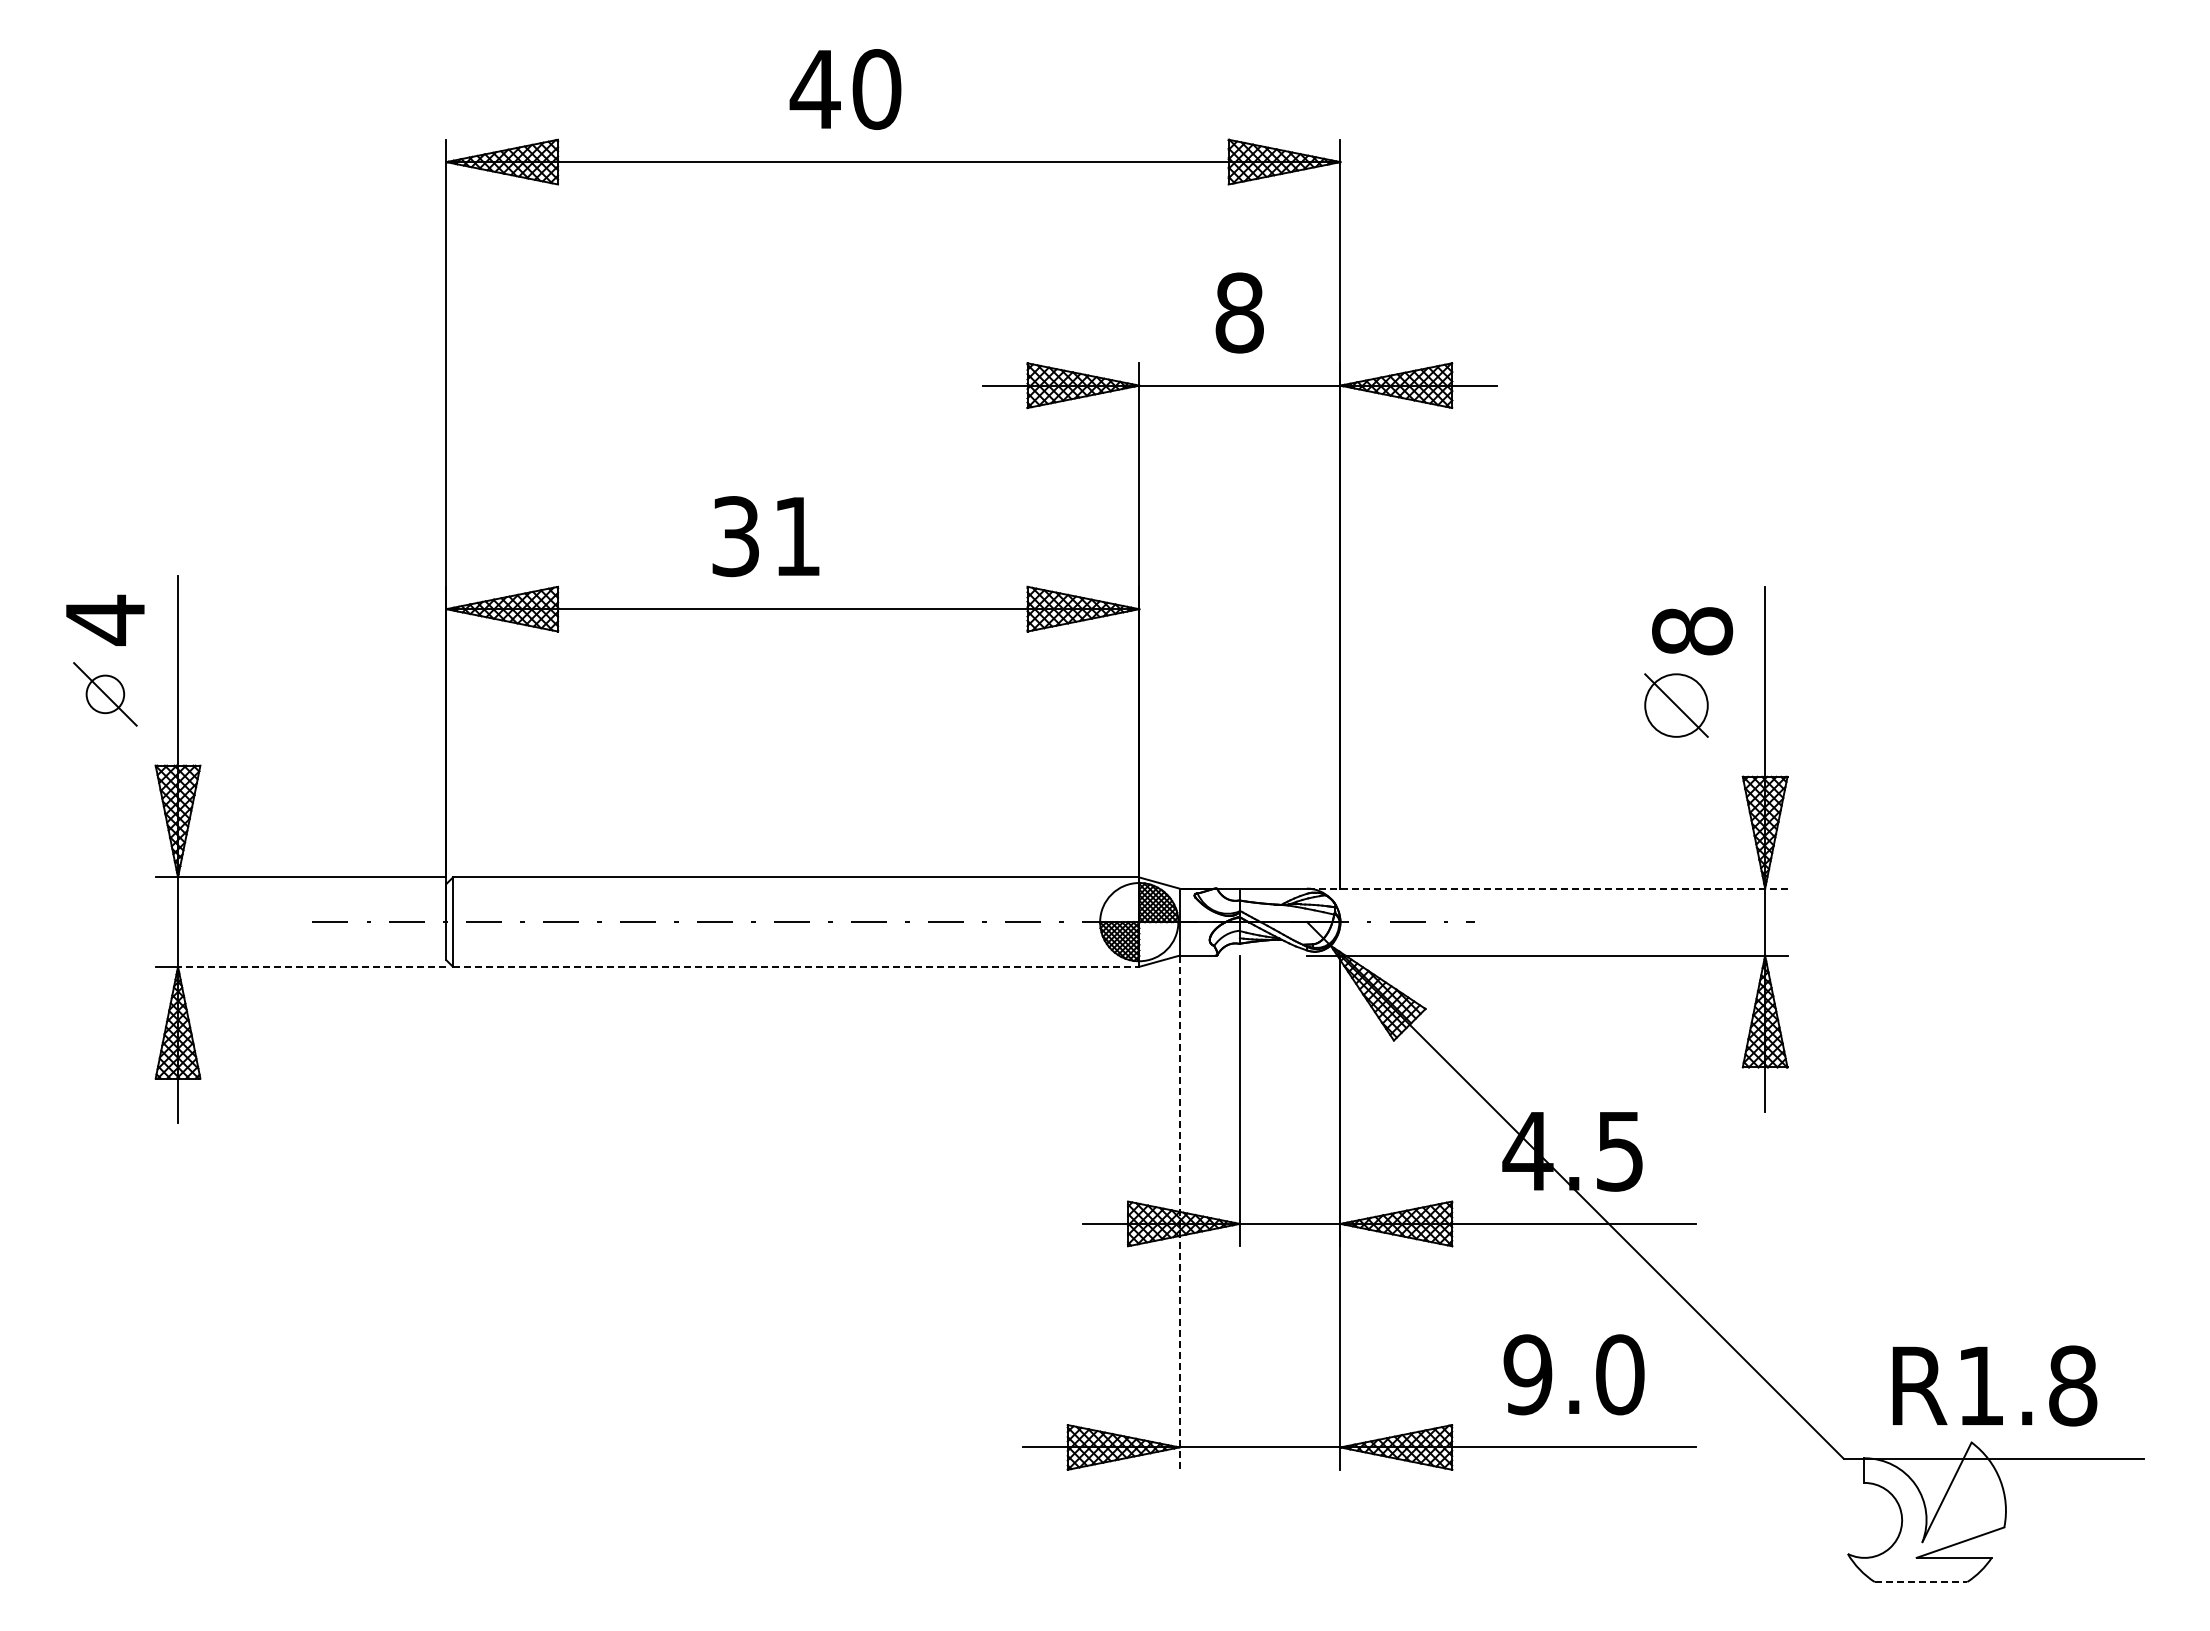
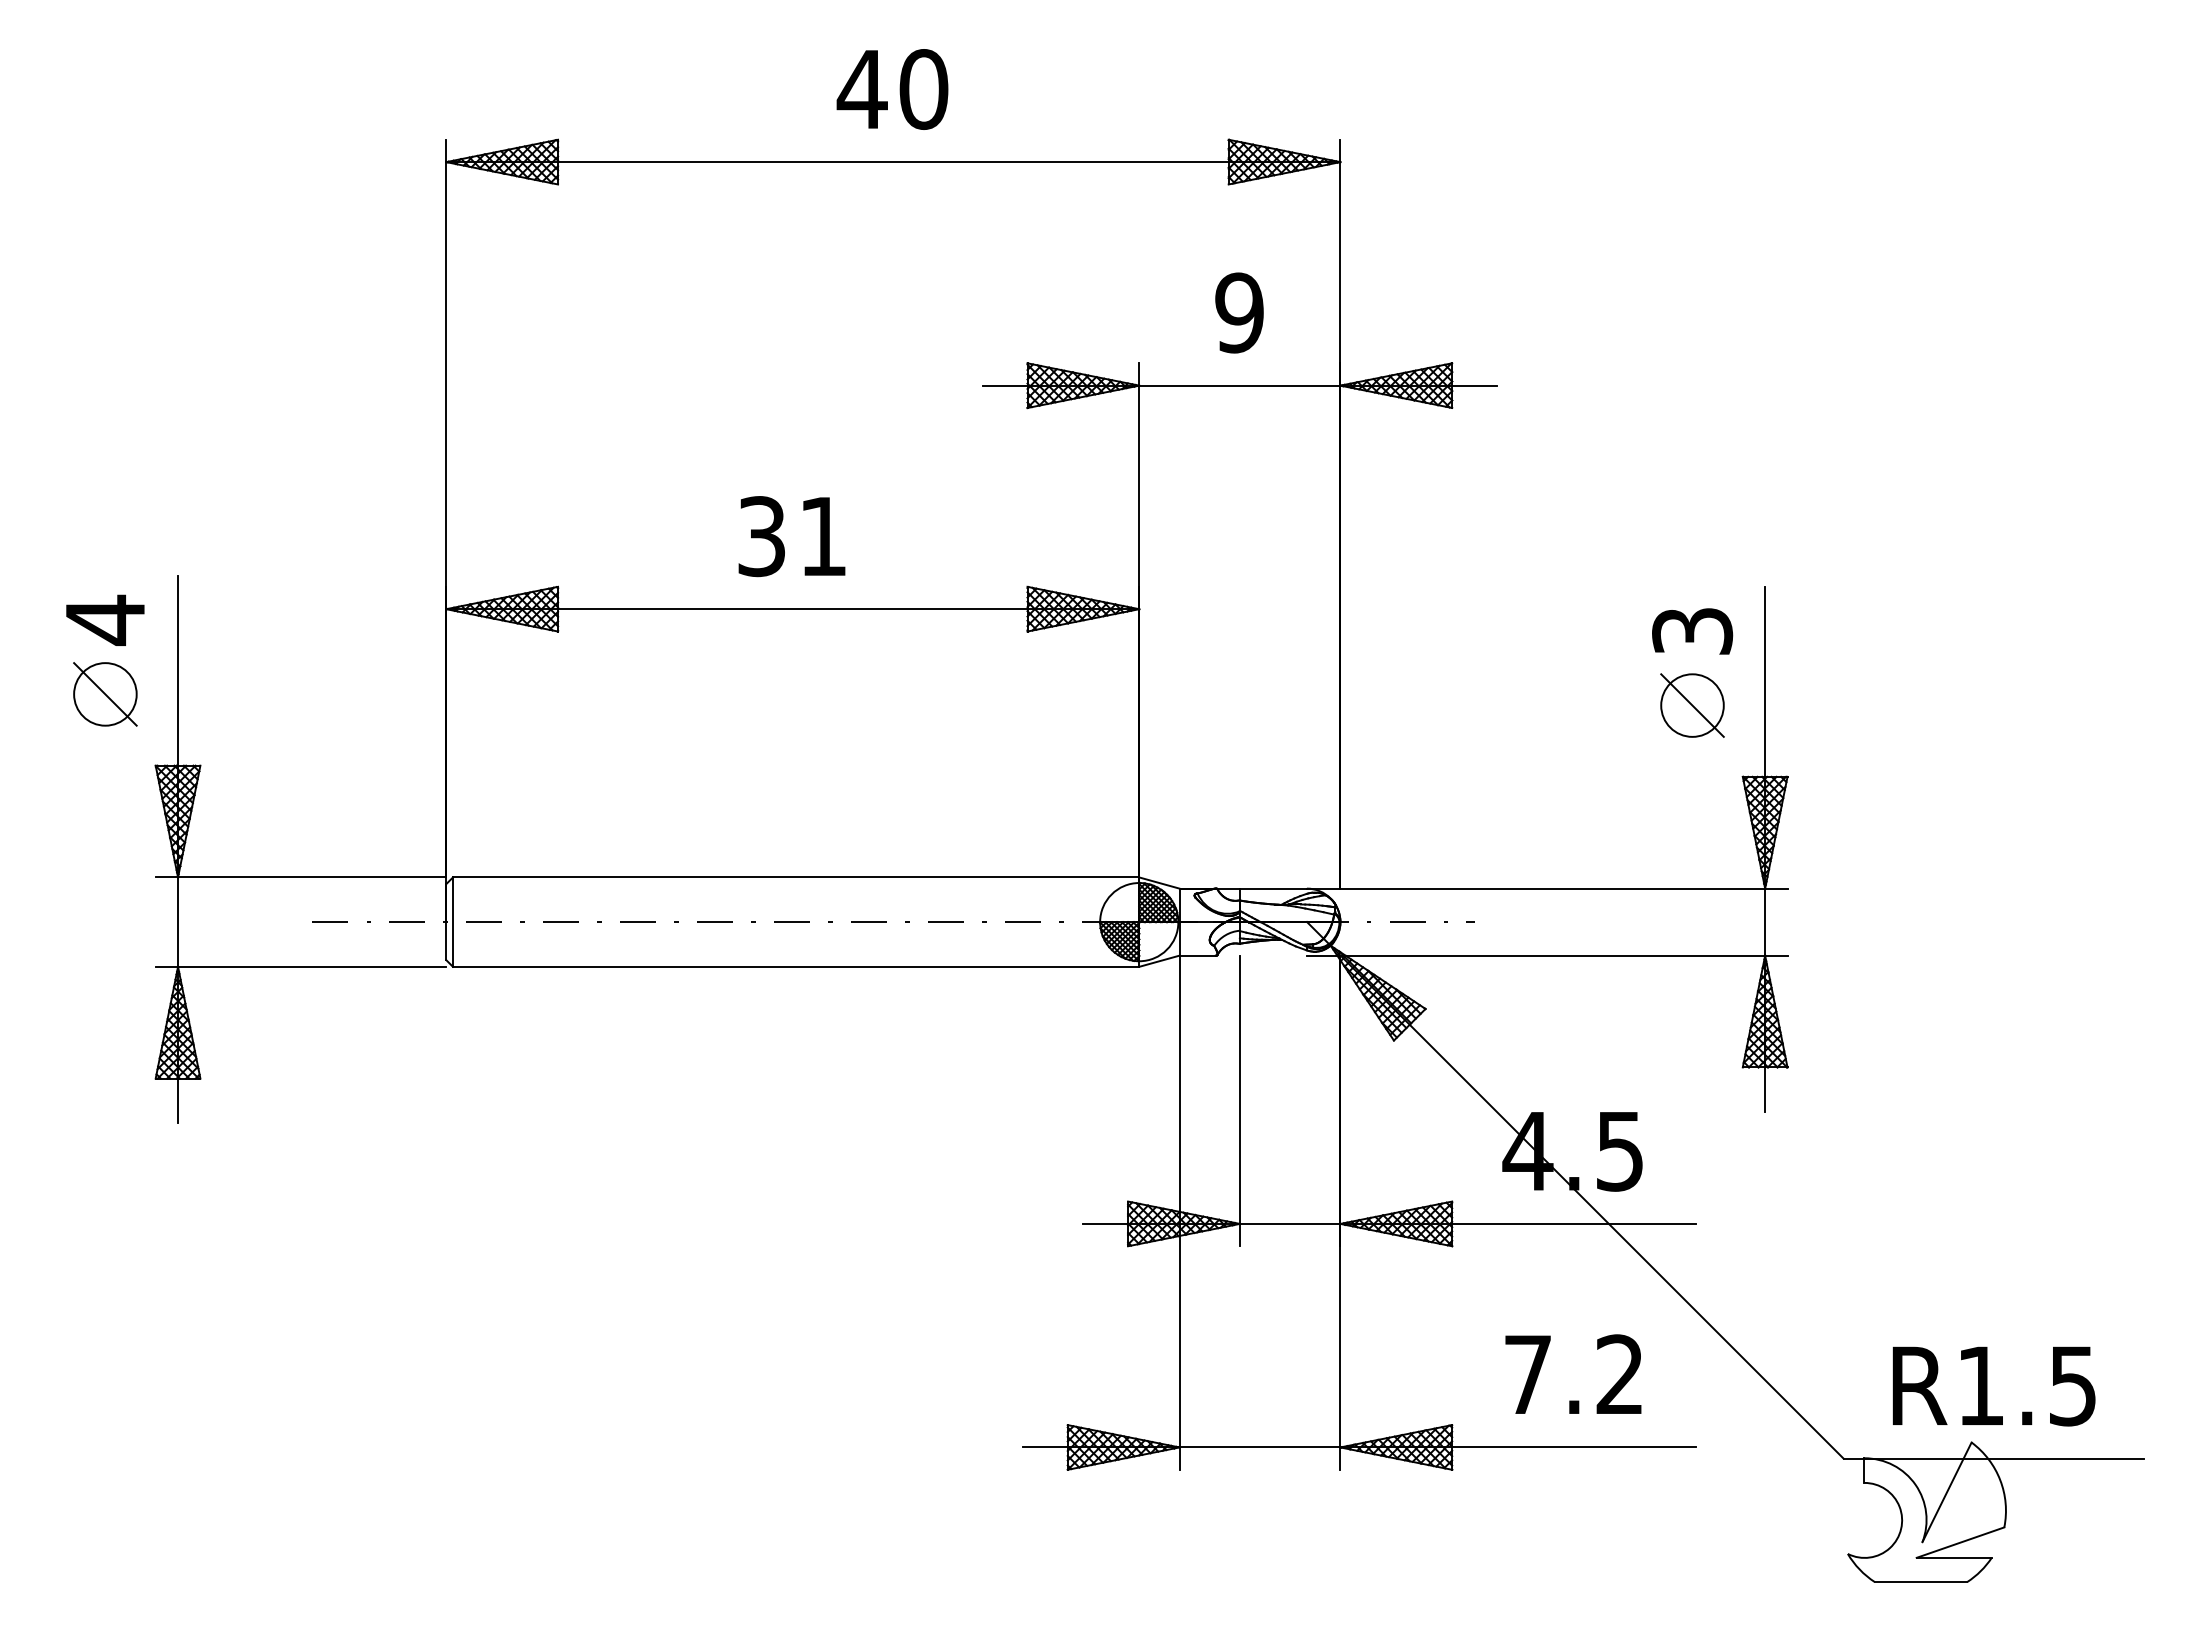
text position: (845, 89) -> (892, 89) (892, 89)
text: 8 -> 9 (1239, 312)
text position: (765, 536) -> (791, 536) (791, 536)
text: 8 -> 3 (1692, 631)
circle diameter: 38 px -> 63 px (105, 694)
part position: (1676, 705) -> (1692, 705) (1692, 705)
line: dashed -> solid (1546, 888)
line: dashed -> solid (311, 966)
line: dashed -> solid (796, 966)
line: dashed -> solid (1179, 1213)
text: 9.0 -> 7.2 (1573, 1374)
text: R1.8 -> R1.5 (2073, 1385)
line: dashed -> solid (1921, 1582)
